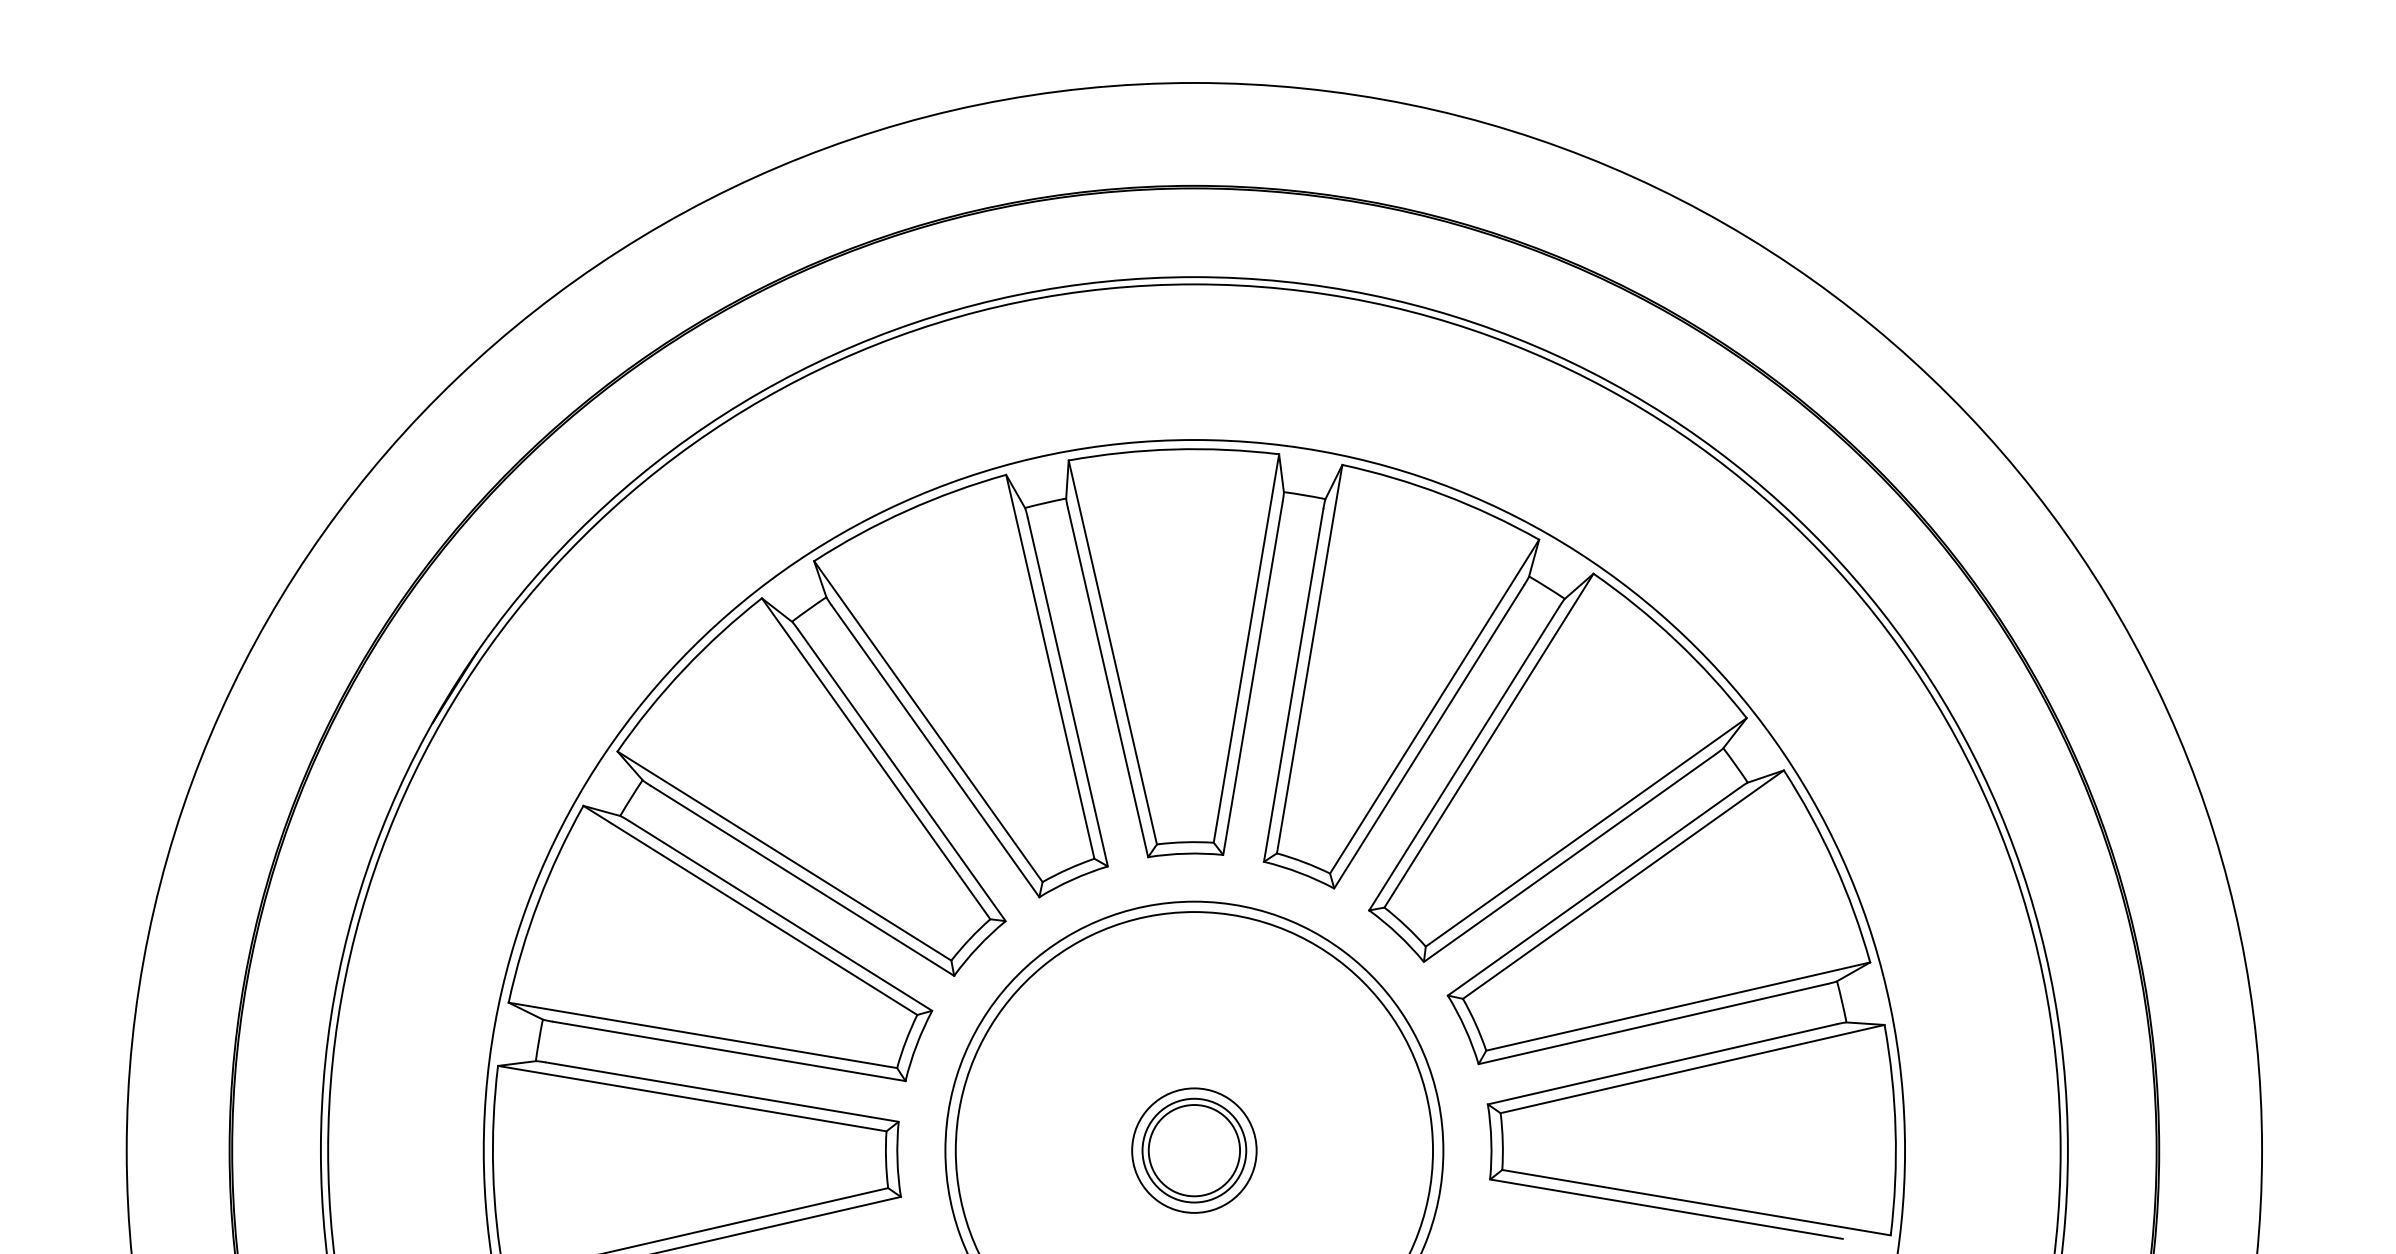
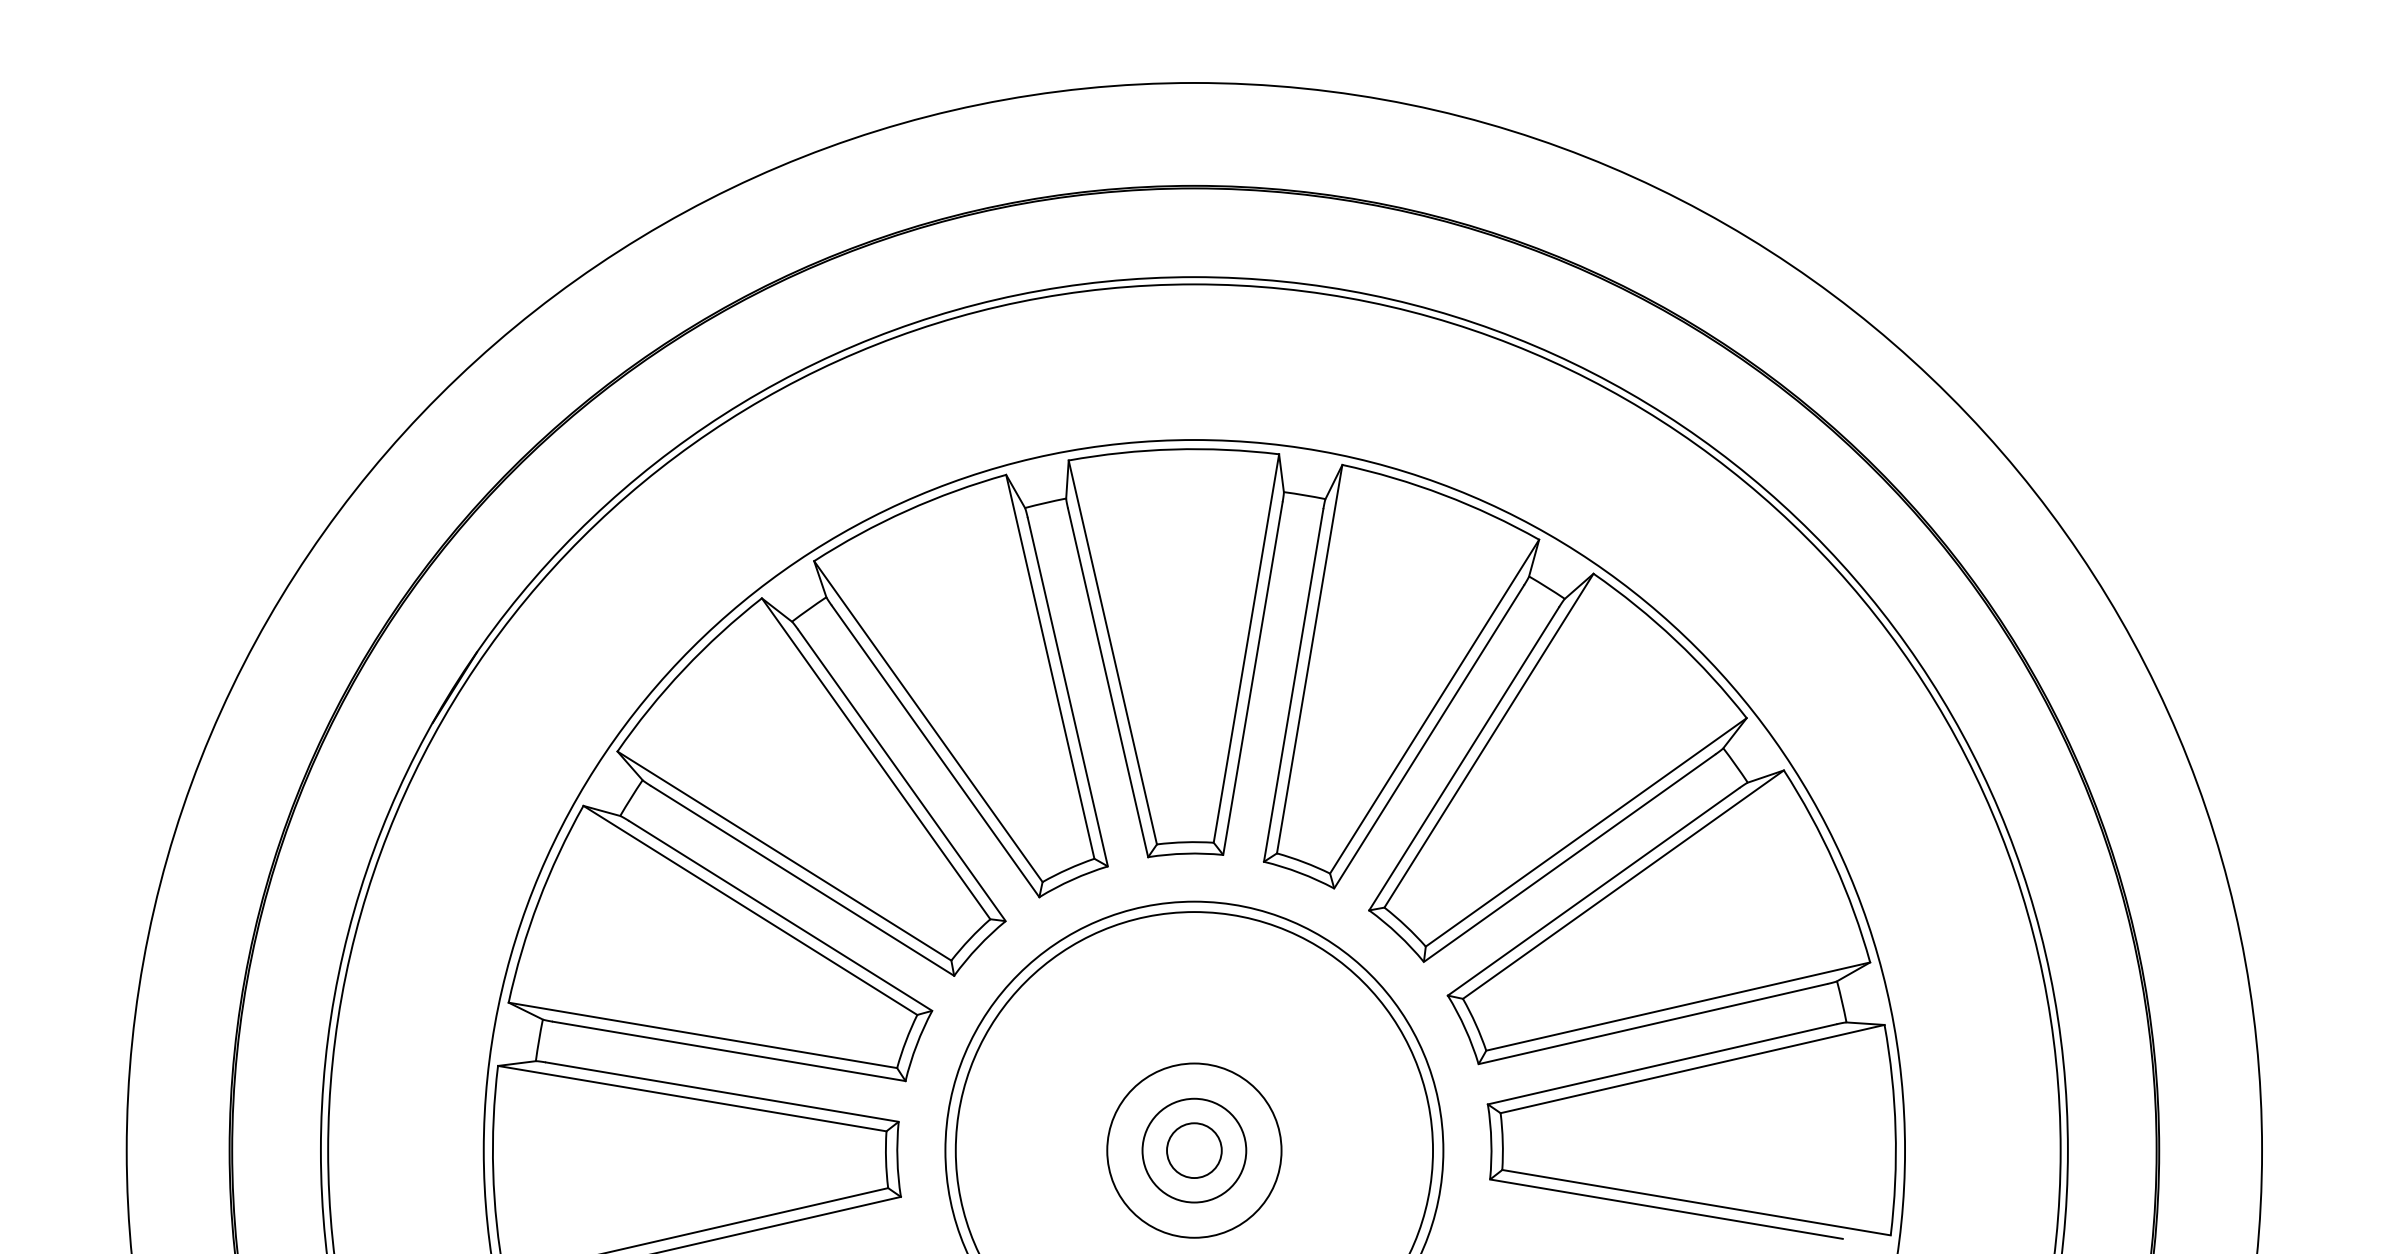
circle diameter: 124 px -> 174 px (1194, 1150)
circle diameter: 91 px -> 55 px (1194, 1150)
